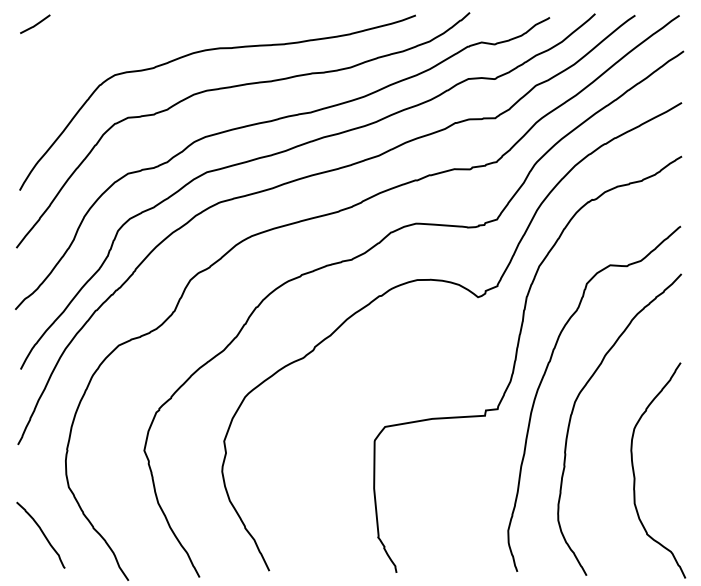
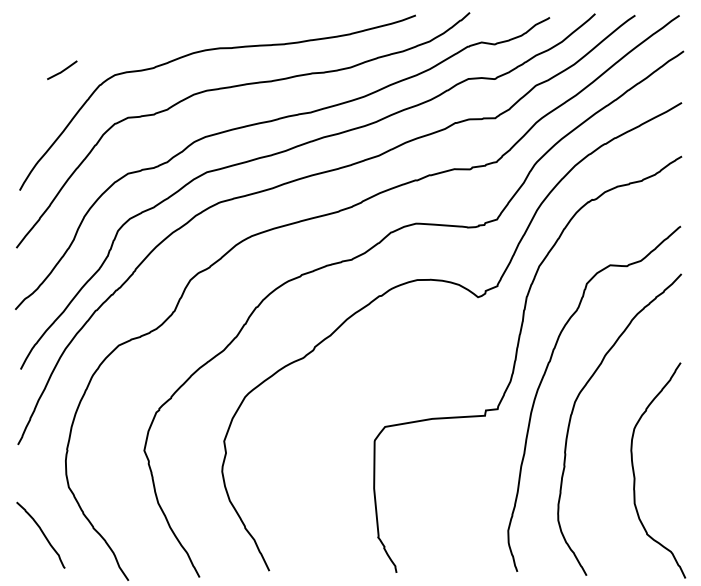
line position: (36, 23) -> (63, 69) (63, 69)
